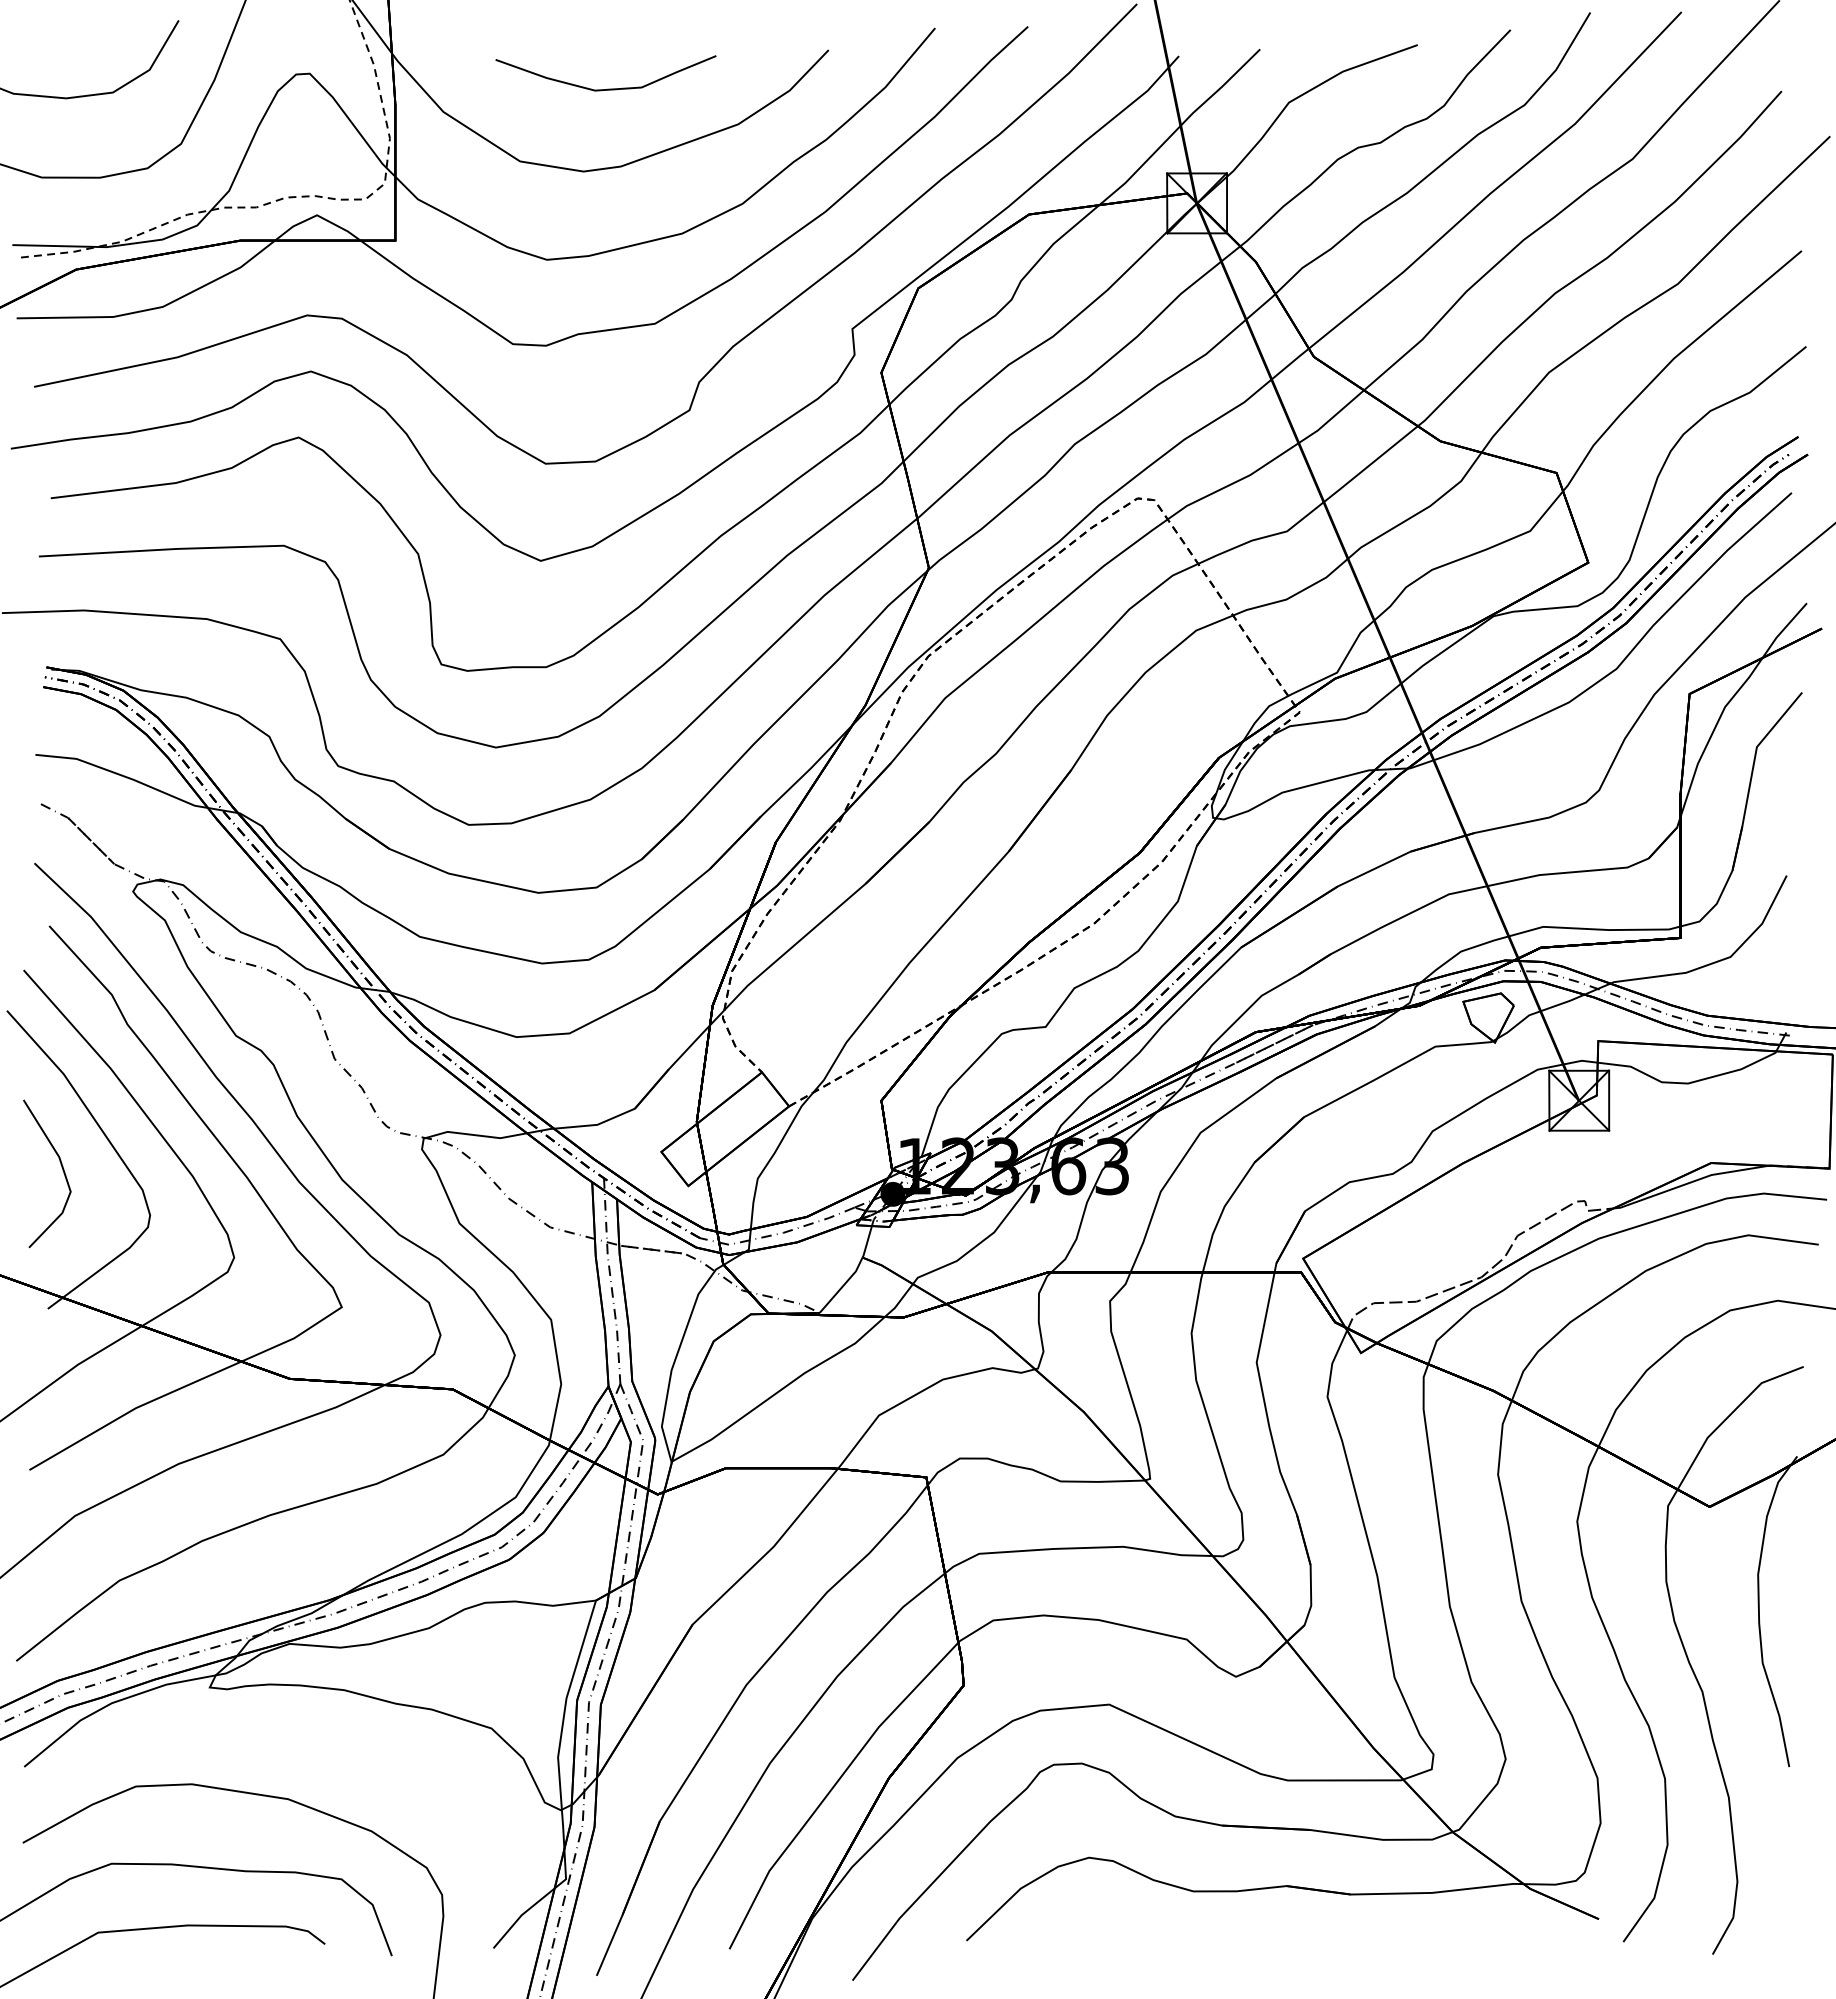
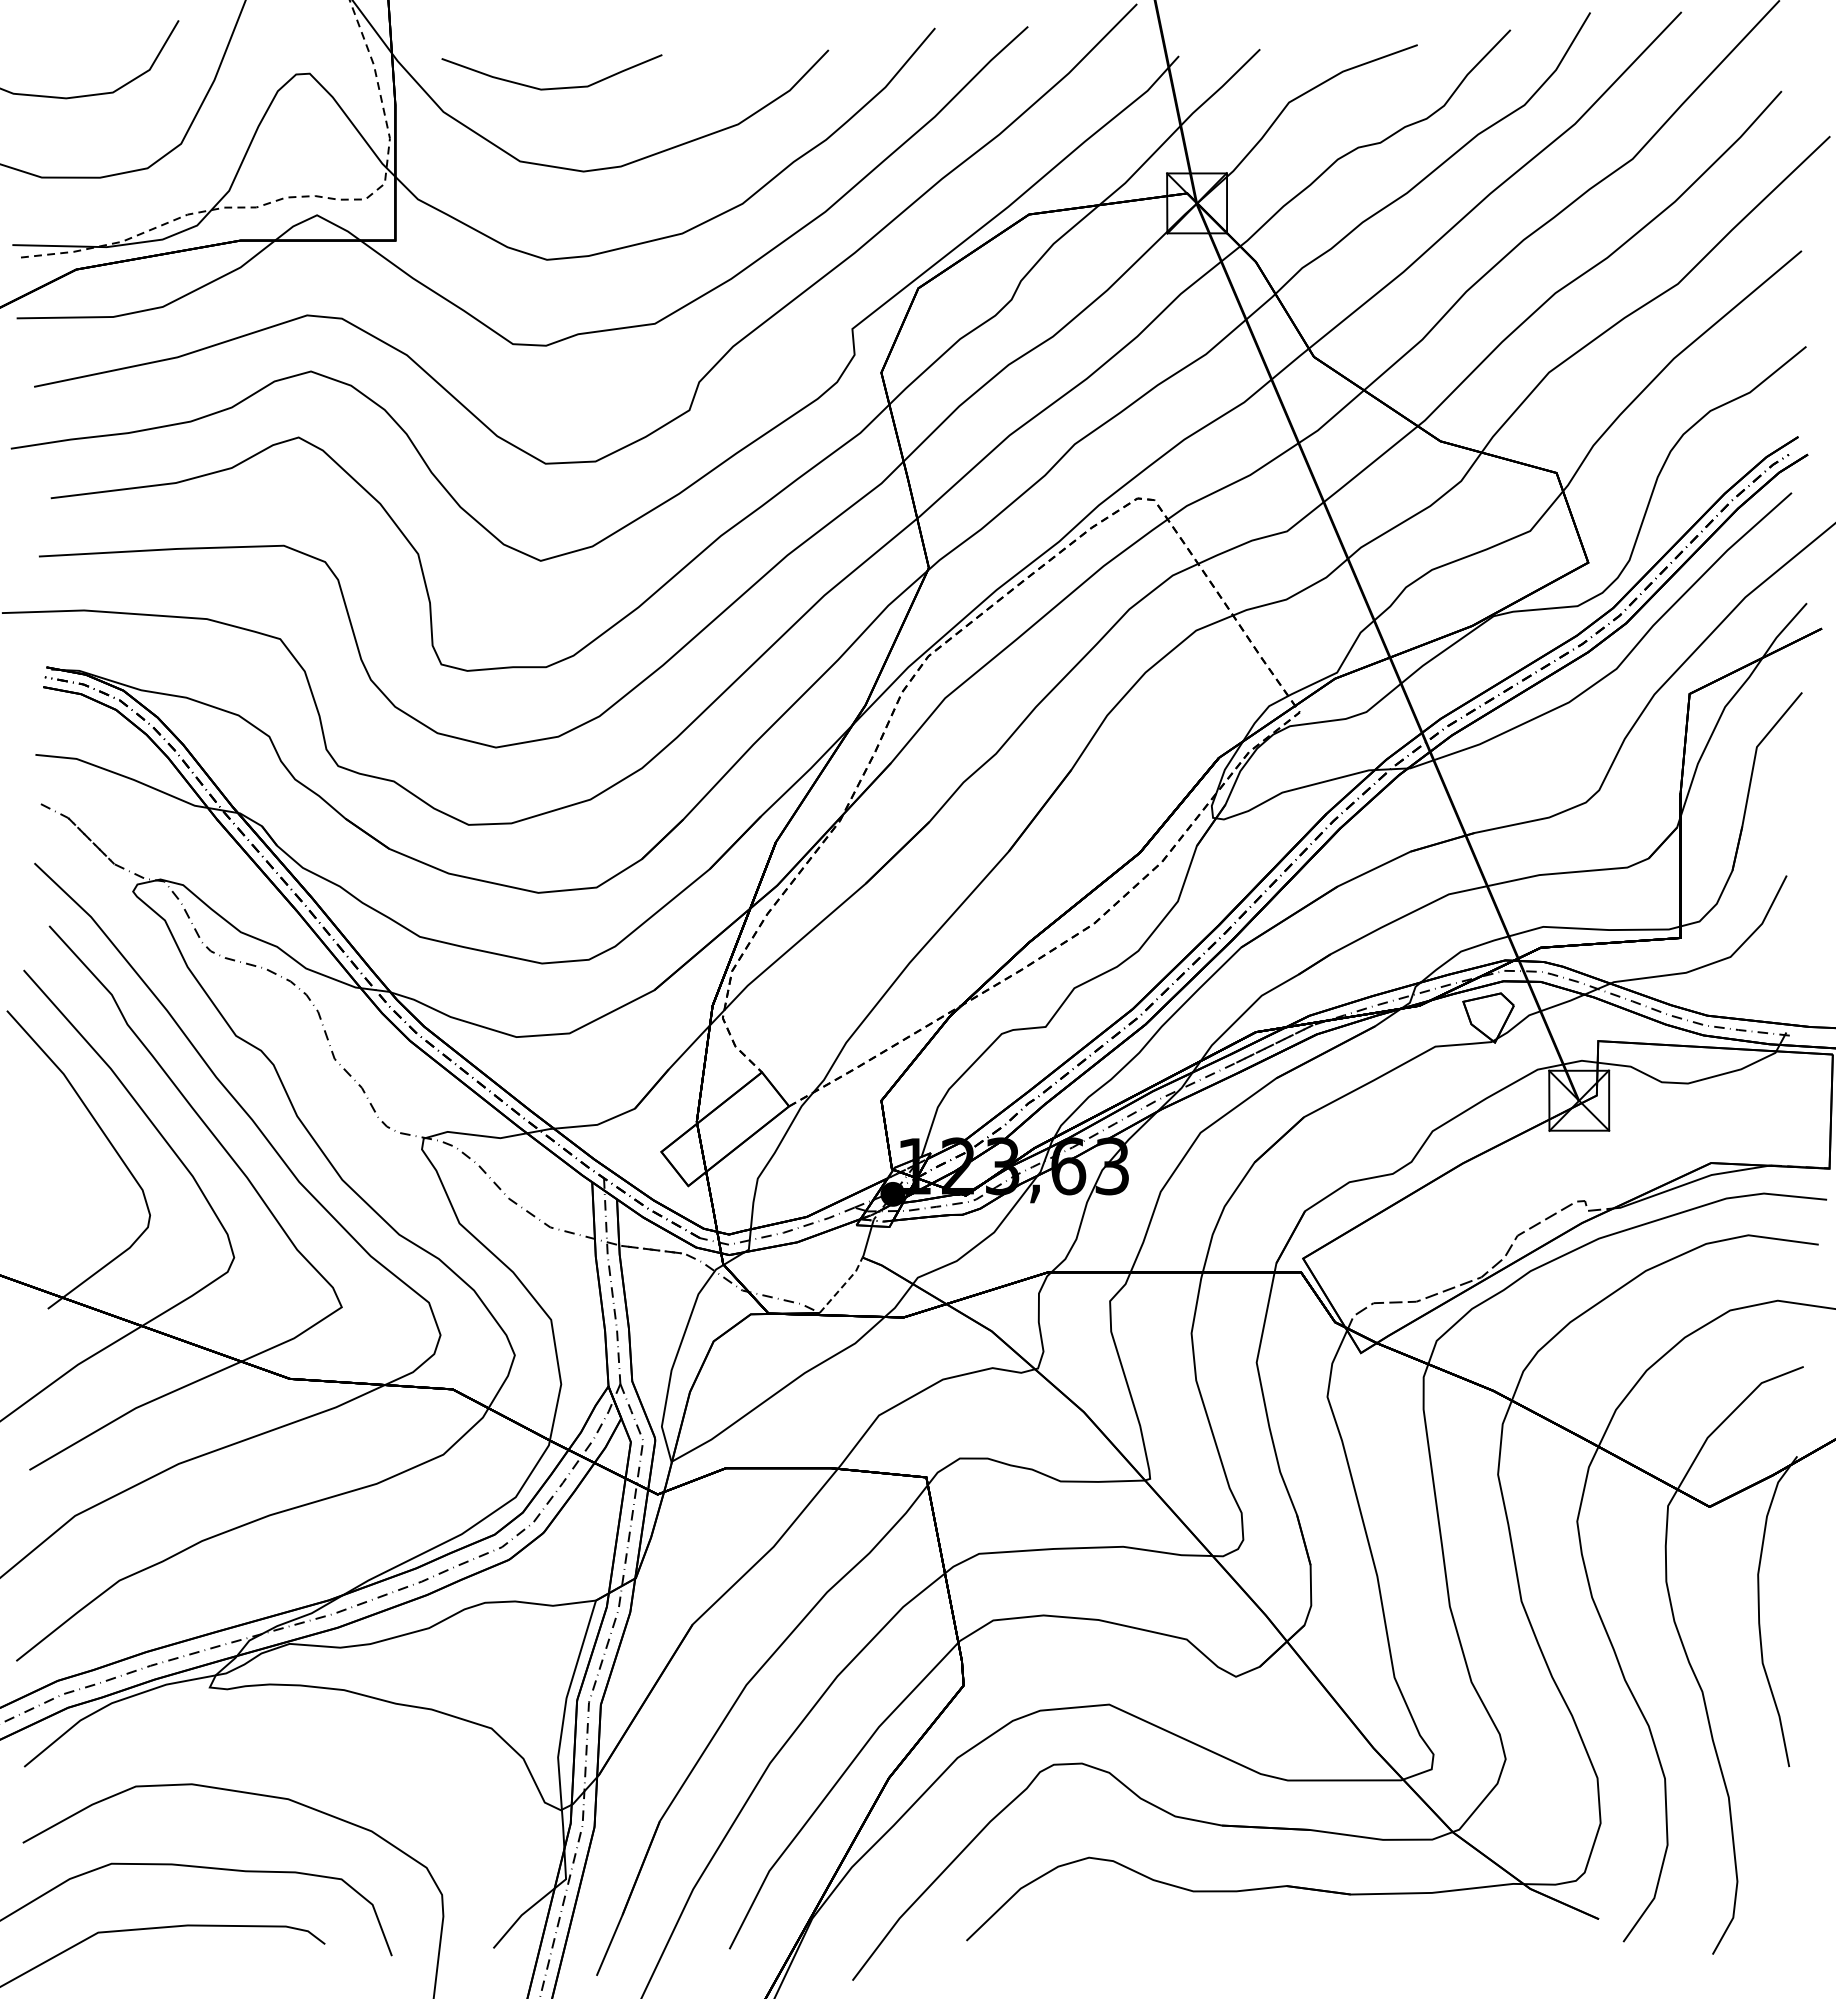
curve position: (607, 88) -> (553, 87) (553, 87)
line: present -> none (61, 1167)
line: solid -> dashed (843, 1285)
